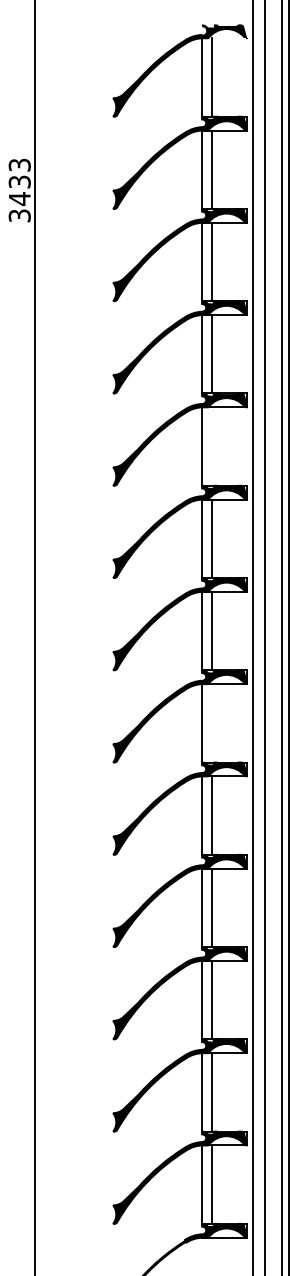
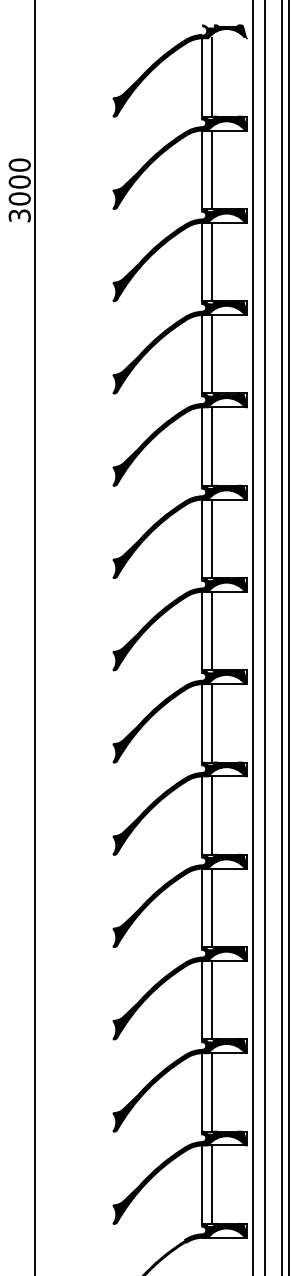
text: 3433 -> 3000 (19, 182)
line: none -> present (211, 446)
line: none -> present (211, 723)
